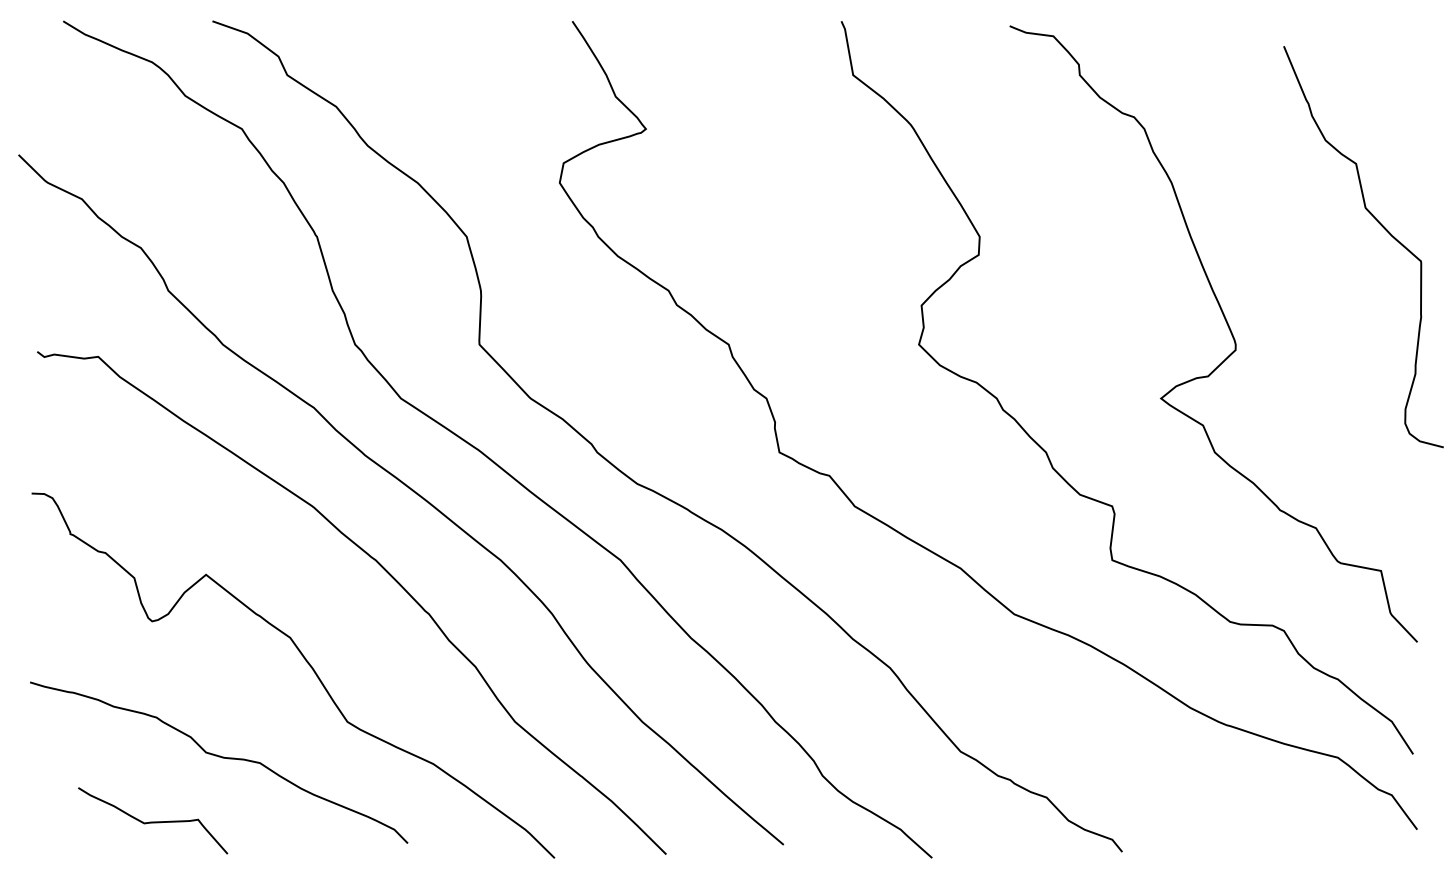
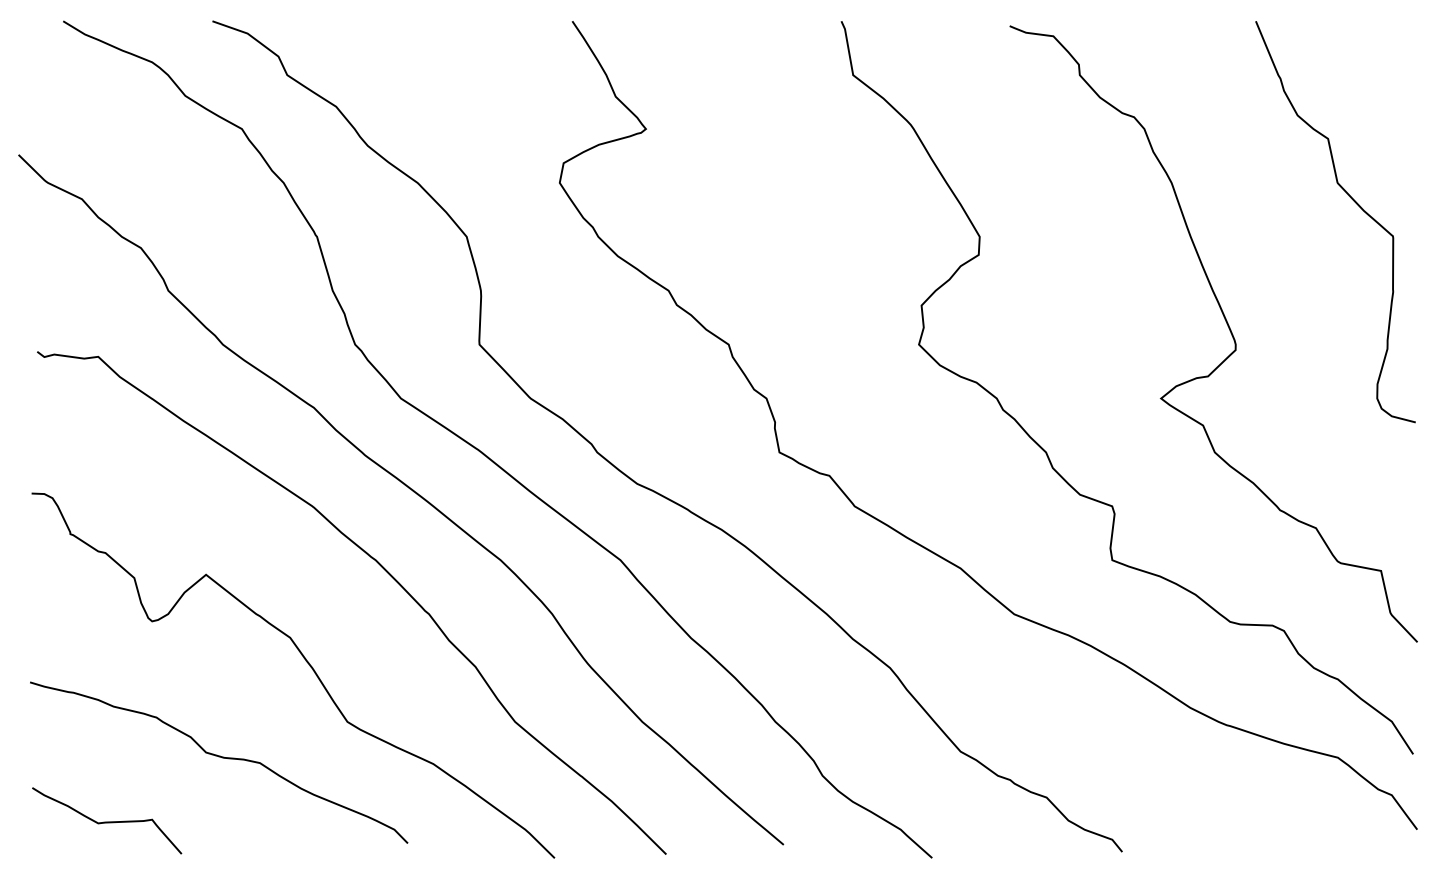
curve position: (1382, 227) -> (1354, 202) (1354, 202)
curve position: (153, 821) -> (107, 821) (107, 821)
